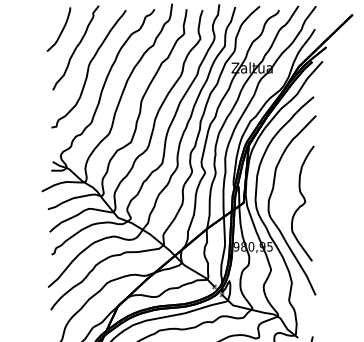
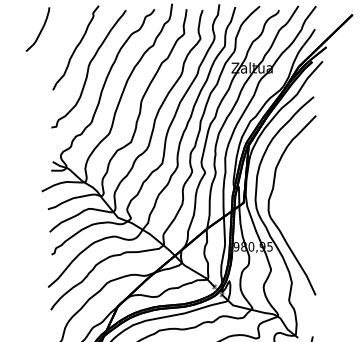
curve position: (61, 30) -> (40, 30) (40, 30)
curve: present -> none (302, 203)
